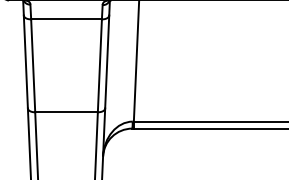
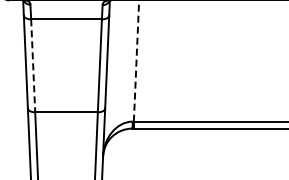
line: solid -> dashed (136, 61)
line: solid -> dashed (33, 66)
